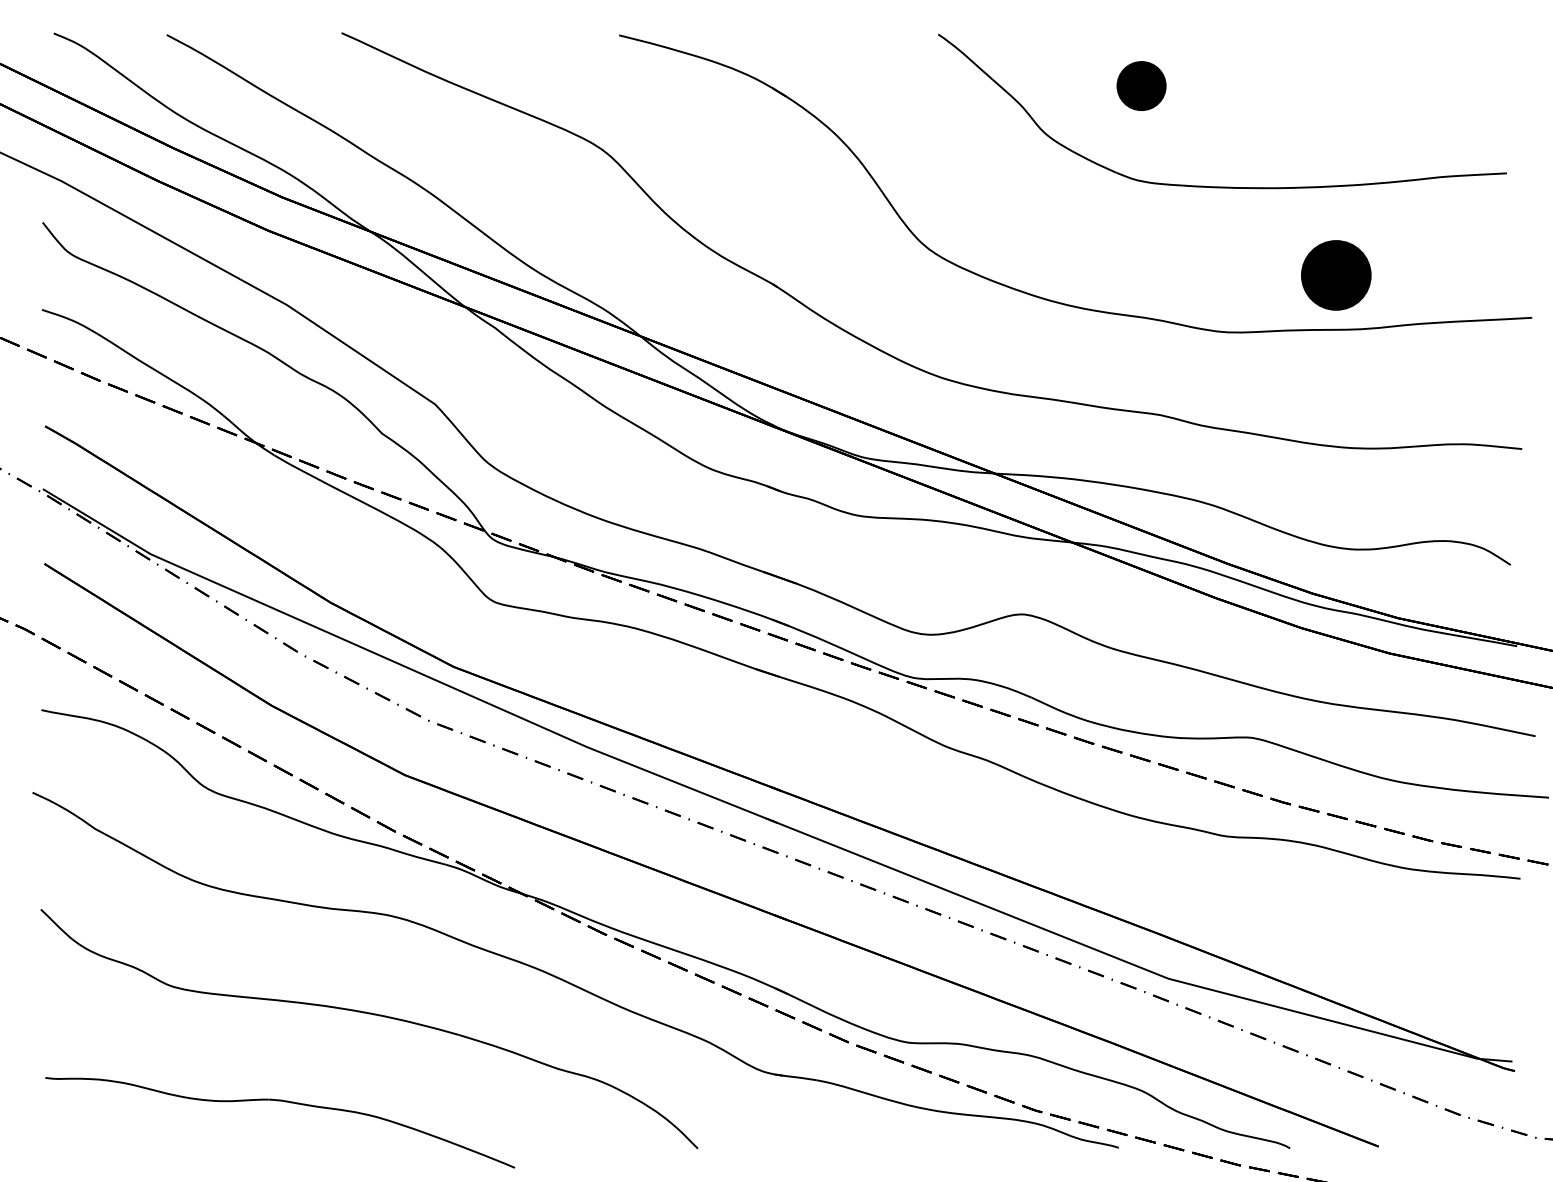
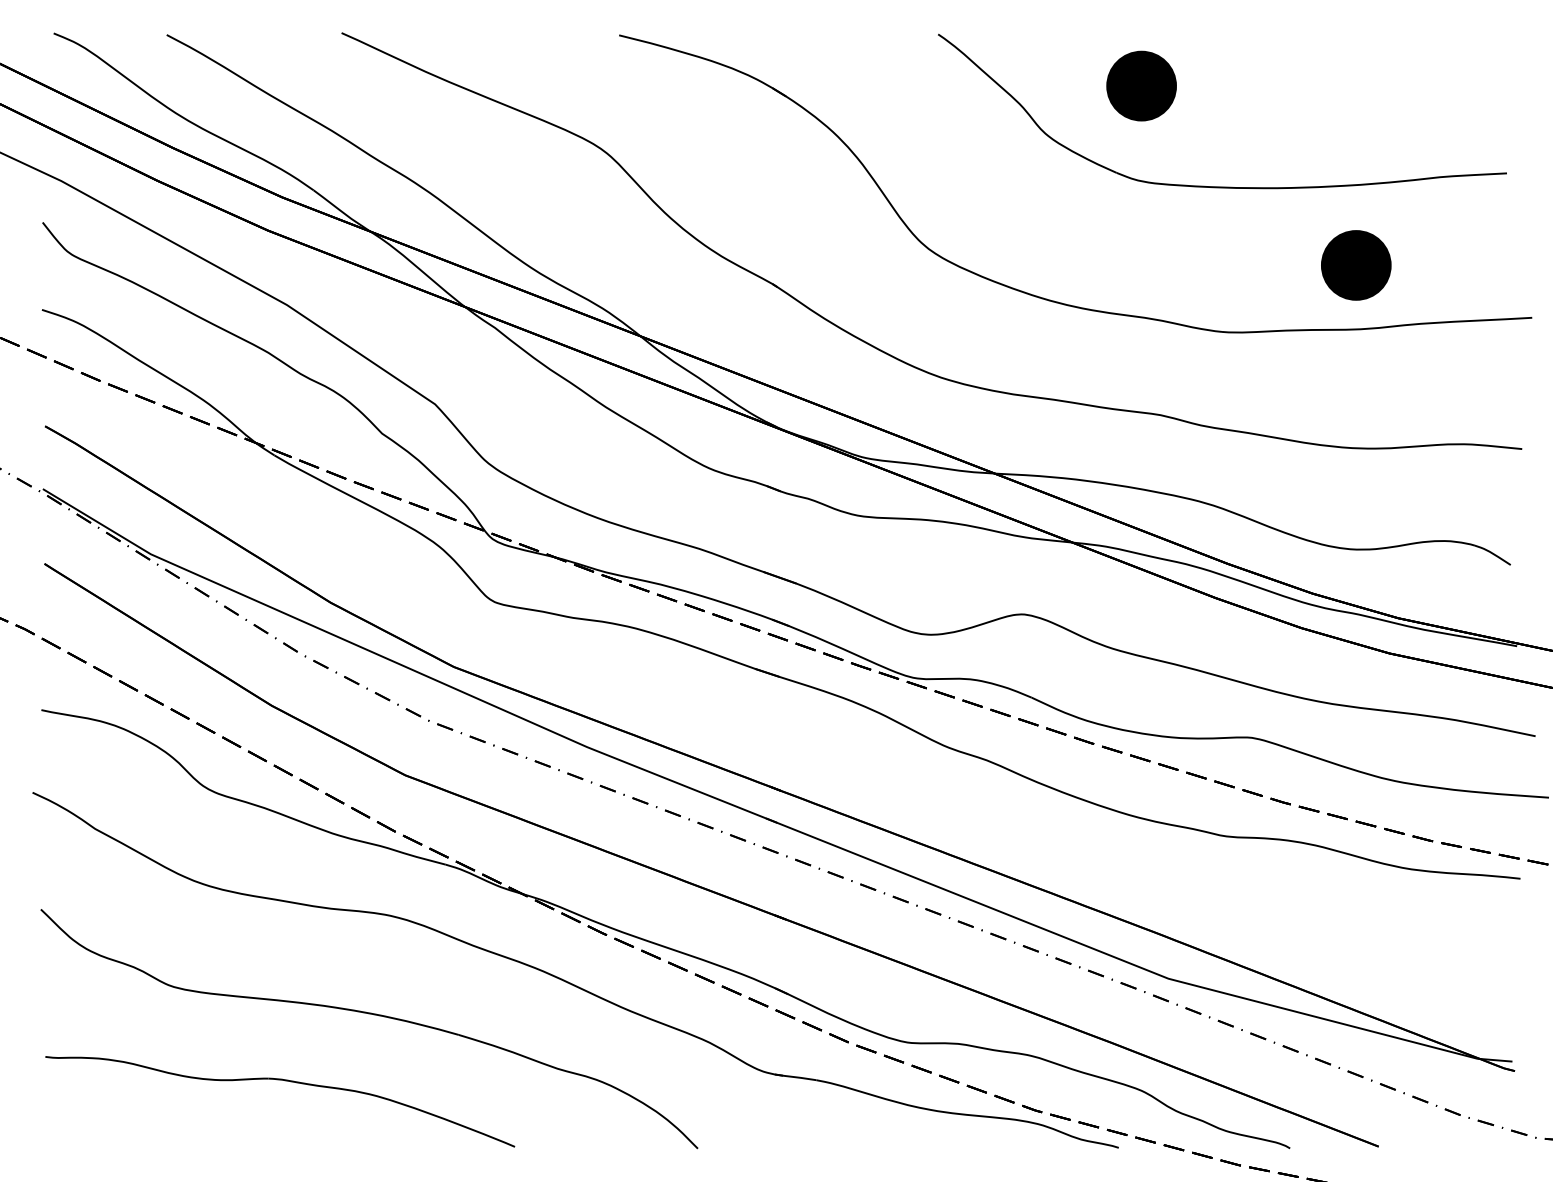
part size: 51x50 px -> 71x72 px (1141, 85)
part position: (1336, 275) -> (1356, 265) (1356, 265)
part position: (285, 1102) -> (285, 1081) (285, 1081)
